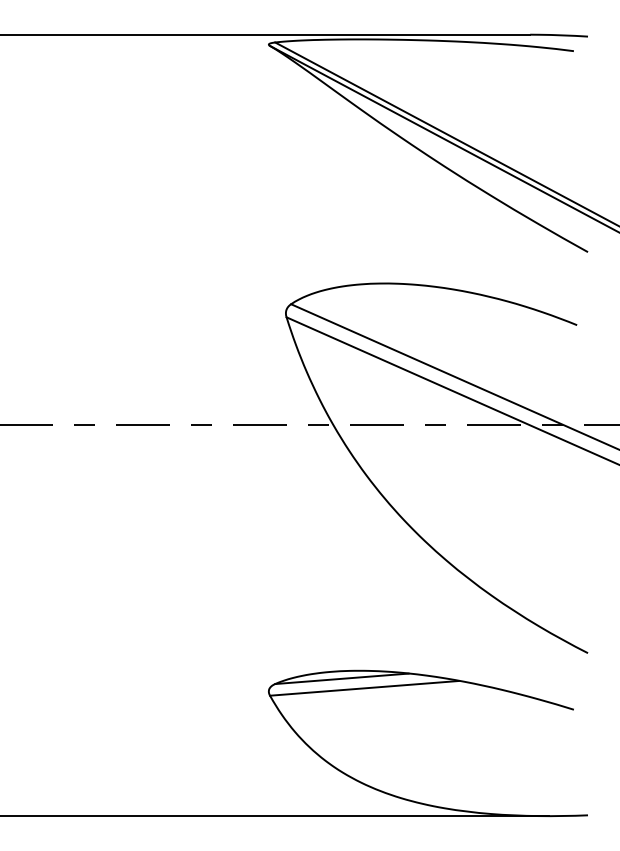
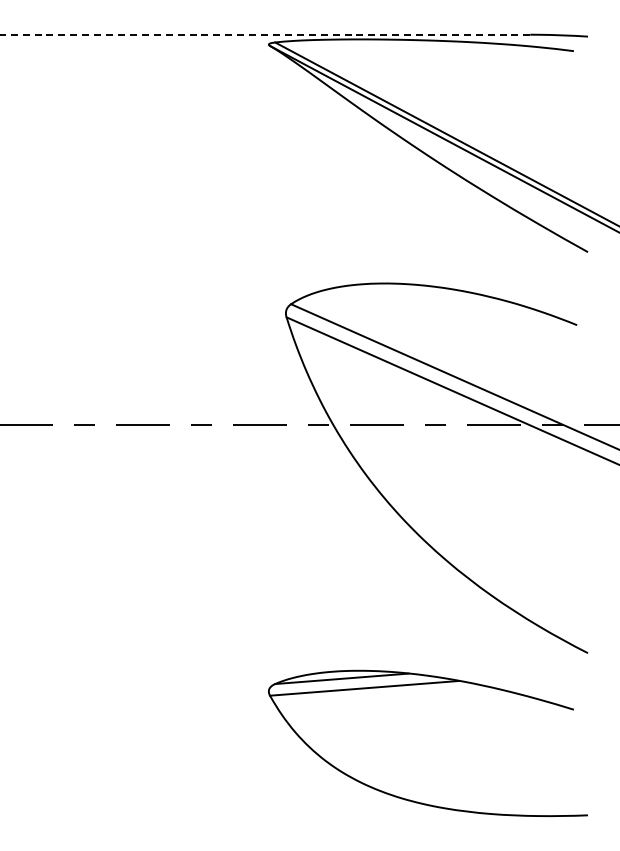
line: solid -> dashed (265, 34)
line: present -> none (275, 816)
